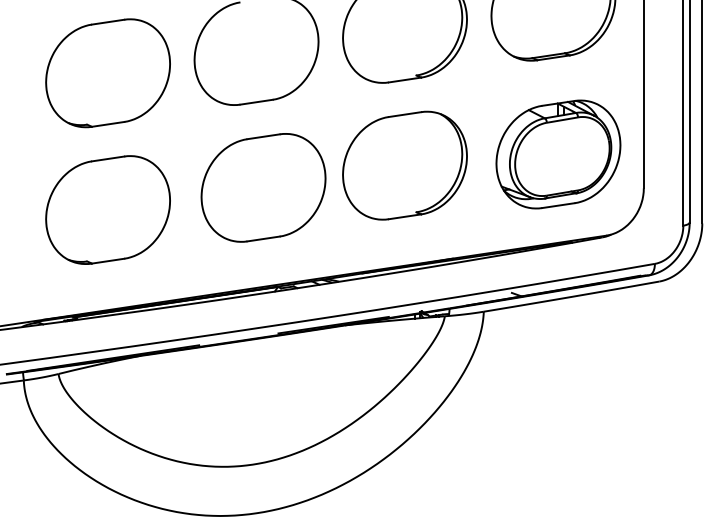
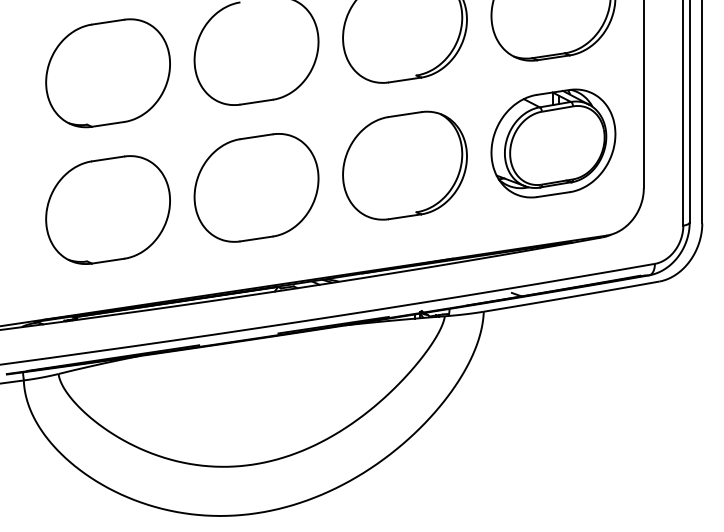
part position: (558, 154) -> (553, 143) (553, 143)
part position: (263, 187) -> (256, 187) (256, 187)
